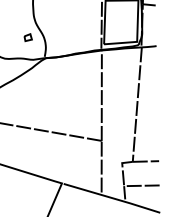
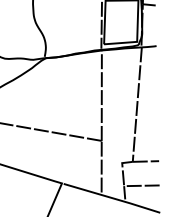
part: present -> none (27, 37)
